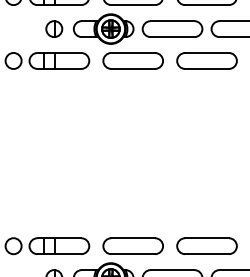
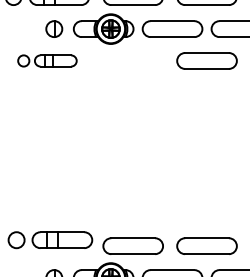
part size: 87x18 px -> 61x14 px (47, 60)
part: present -> none (132, 60)
part position: (47, 246) -> (50, 240) (50, 240)
